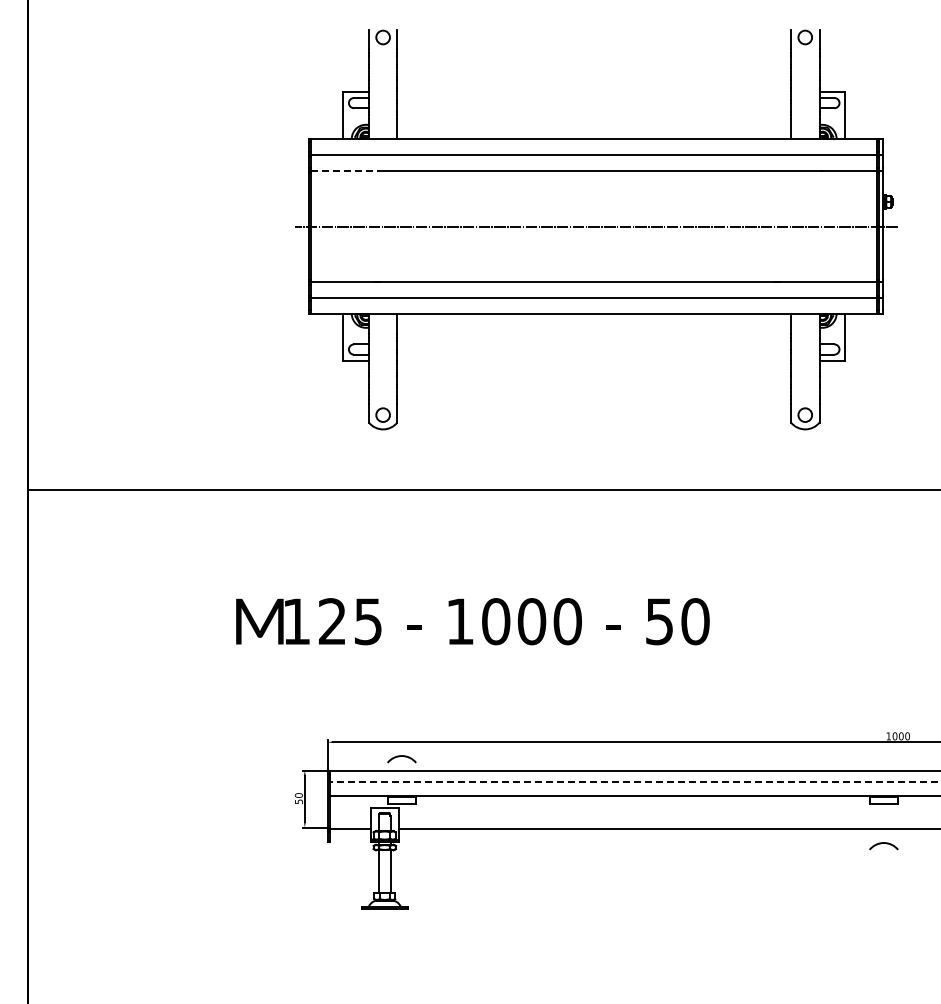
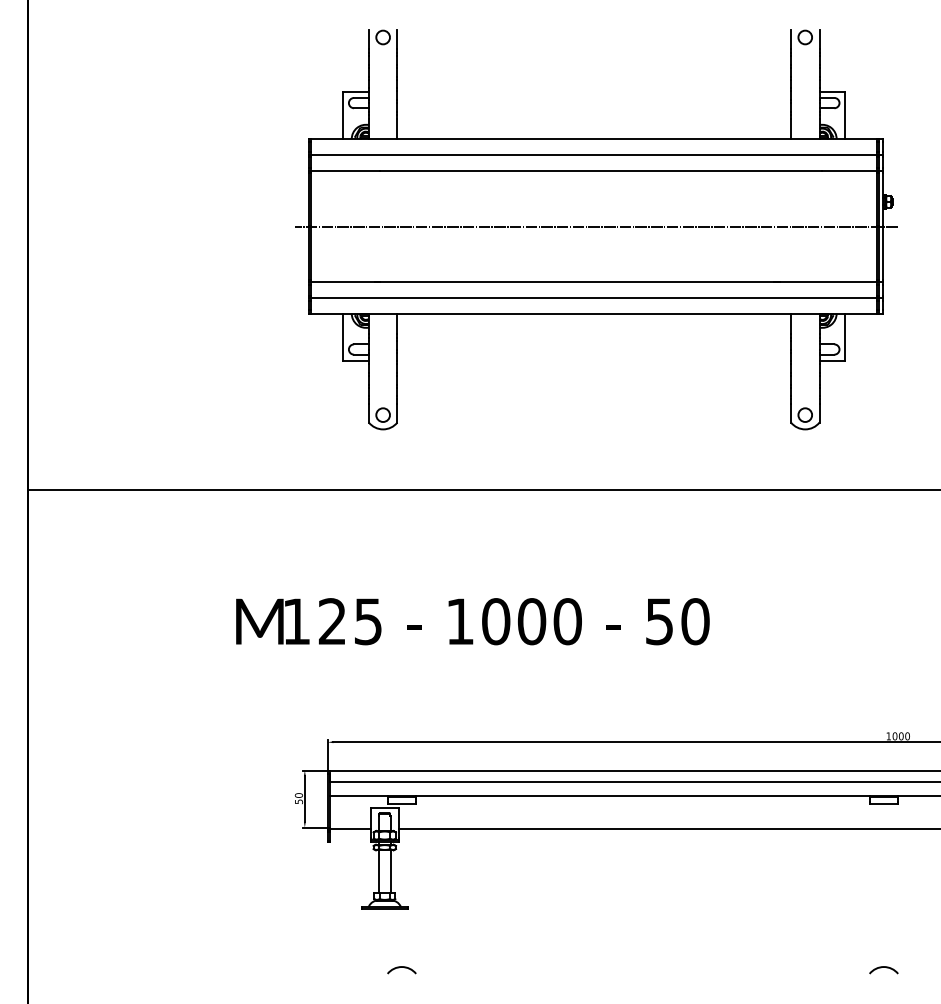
line: dashed -> solid (345, 171)
arc position: (399, 757) -> (399, 968) (399, 968)
line: dashed -> solid (634, 781)
arc position: (881, 844) -> (881, 968) (881, 968)
